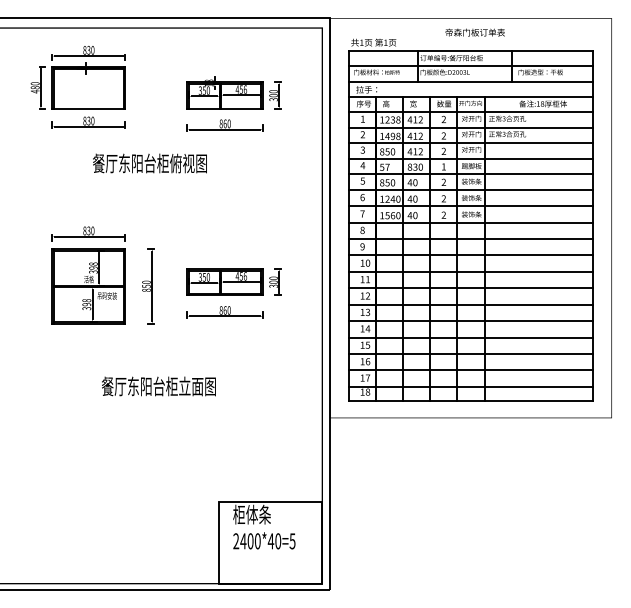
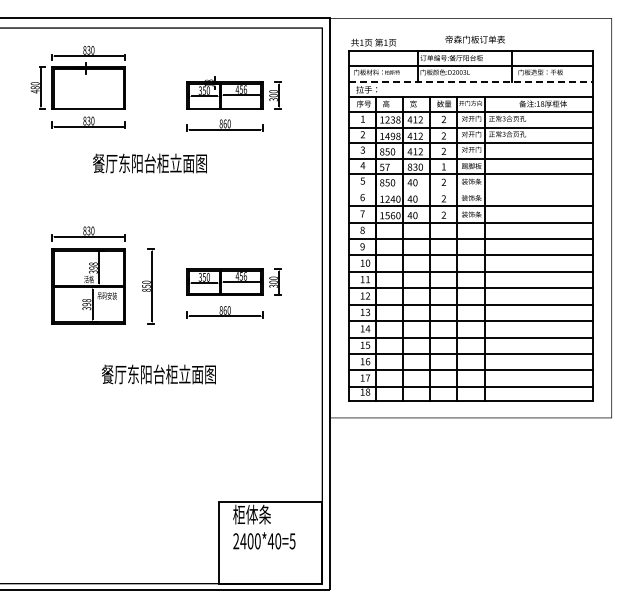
text position: (474, 32) -> (474, 39) (474, 39)
line: solid -> dashed (471, 81)
text: 餐厅东阳台柜俯视图 -> 餐厅东阳台柜立面图 (181, 163)
line: present -> none (470, 189)
text position: (158, 386) -> (158, 374) (158, 374)
